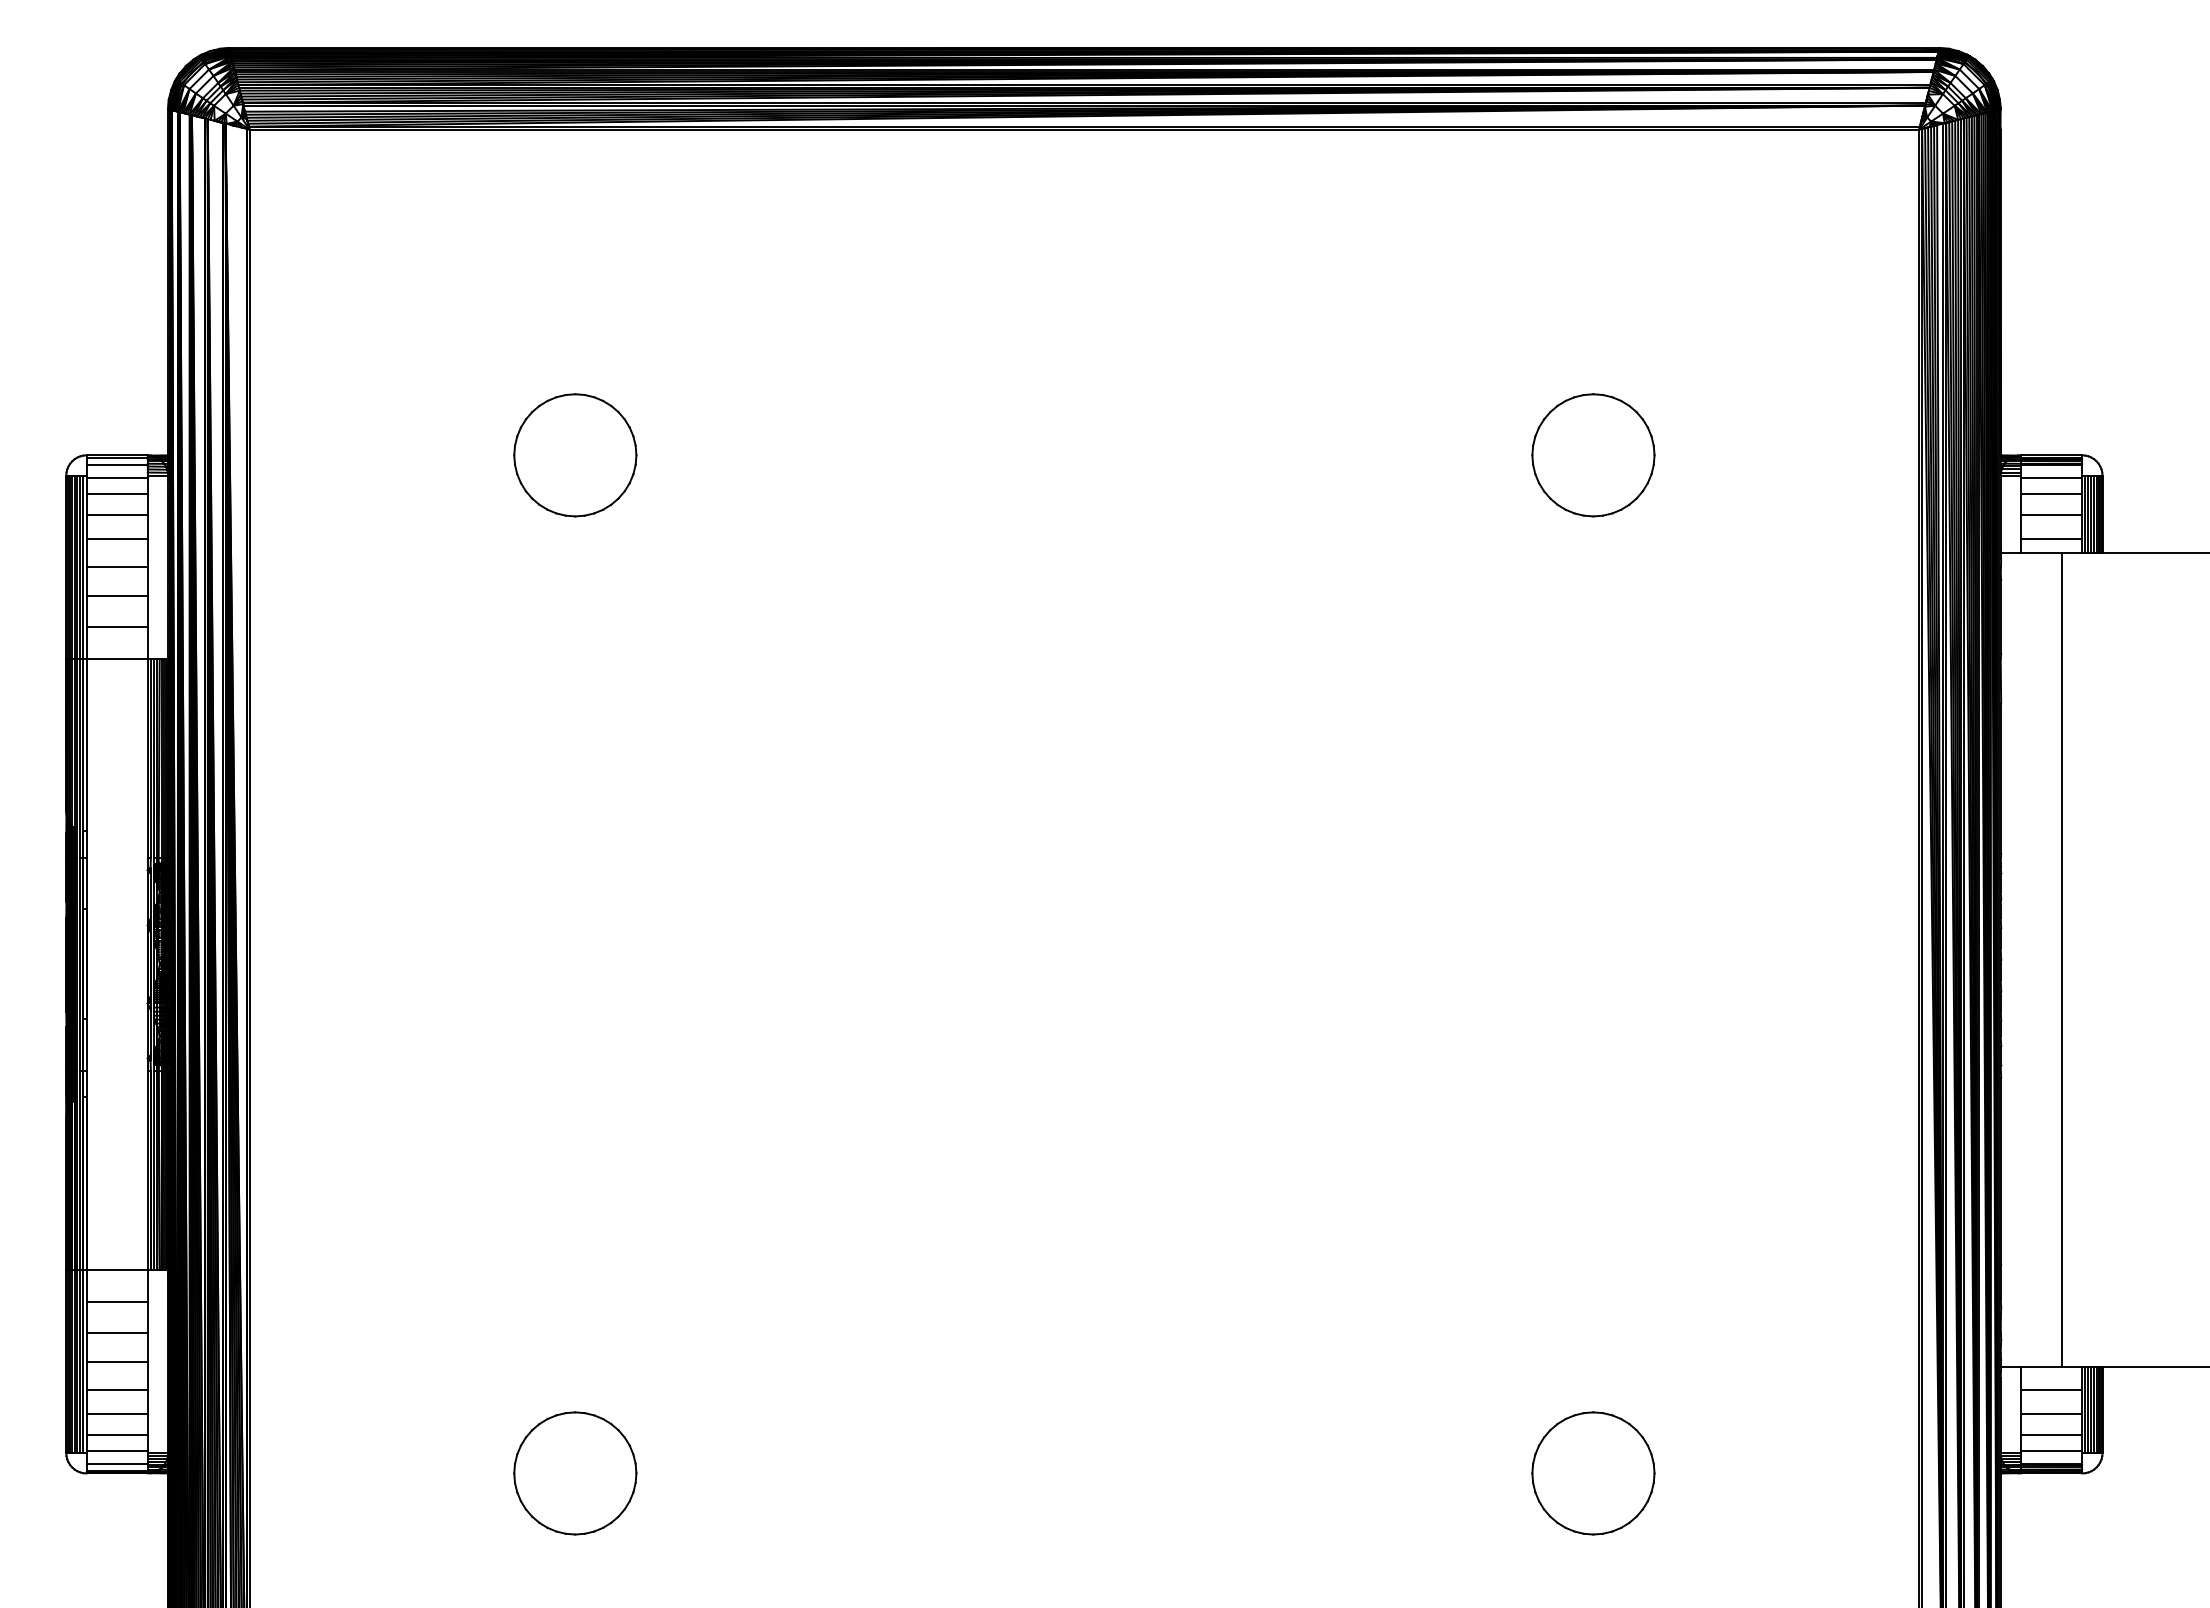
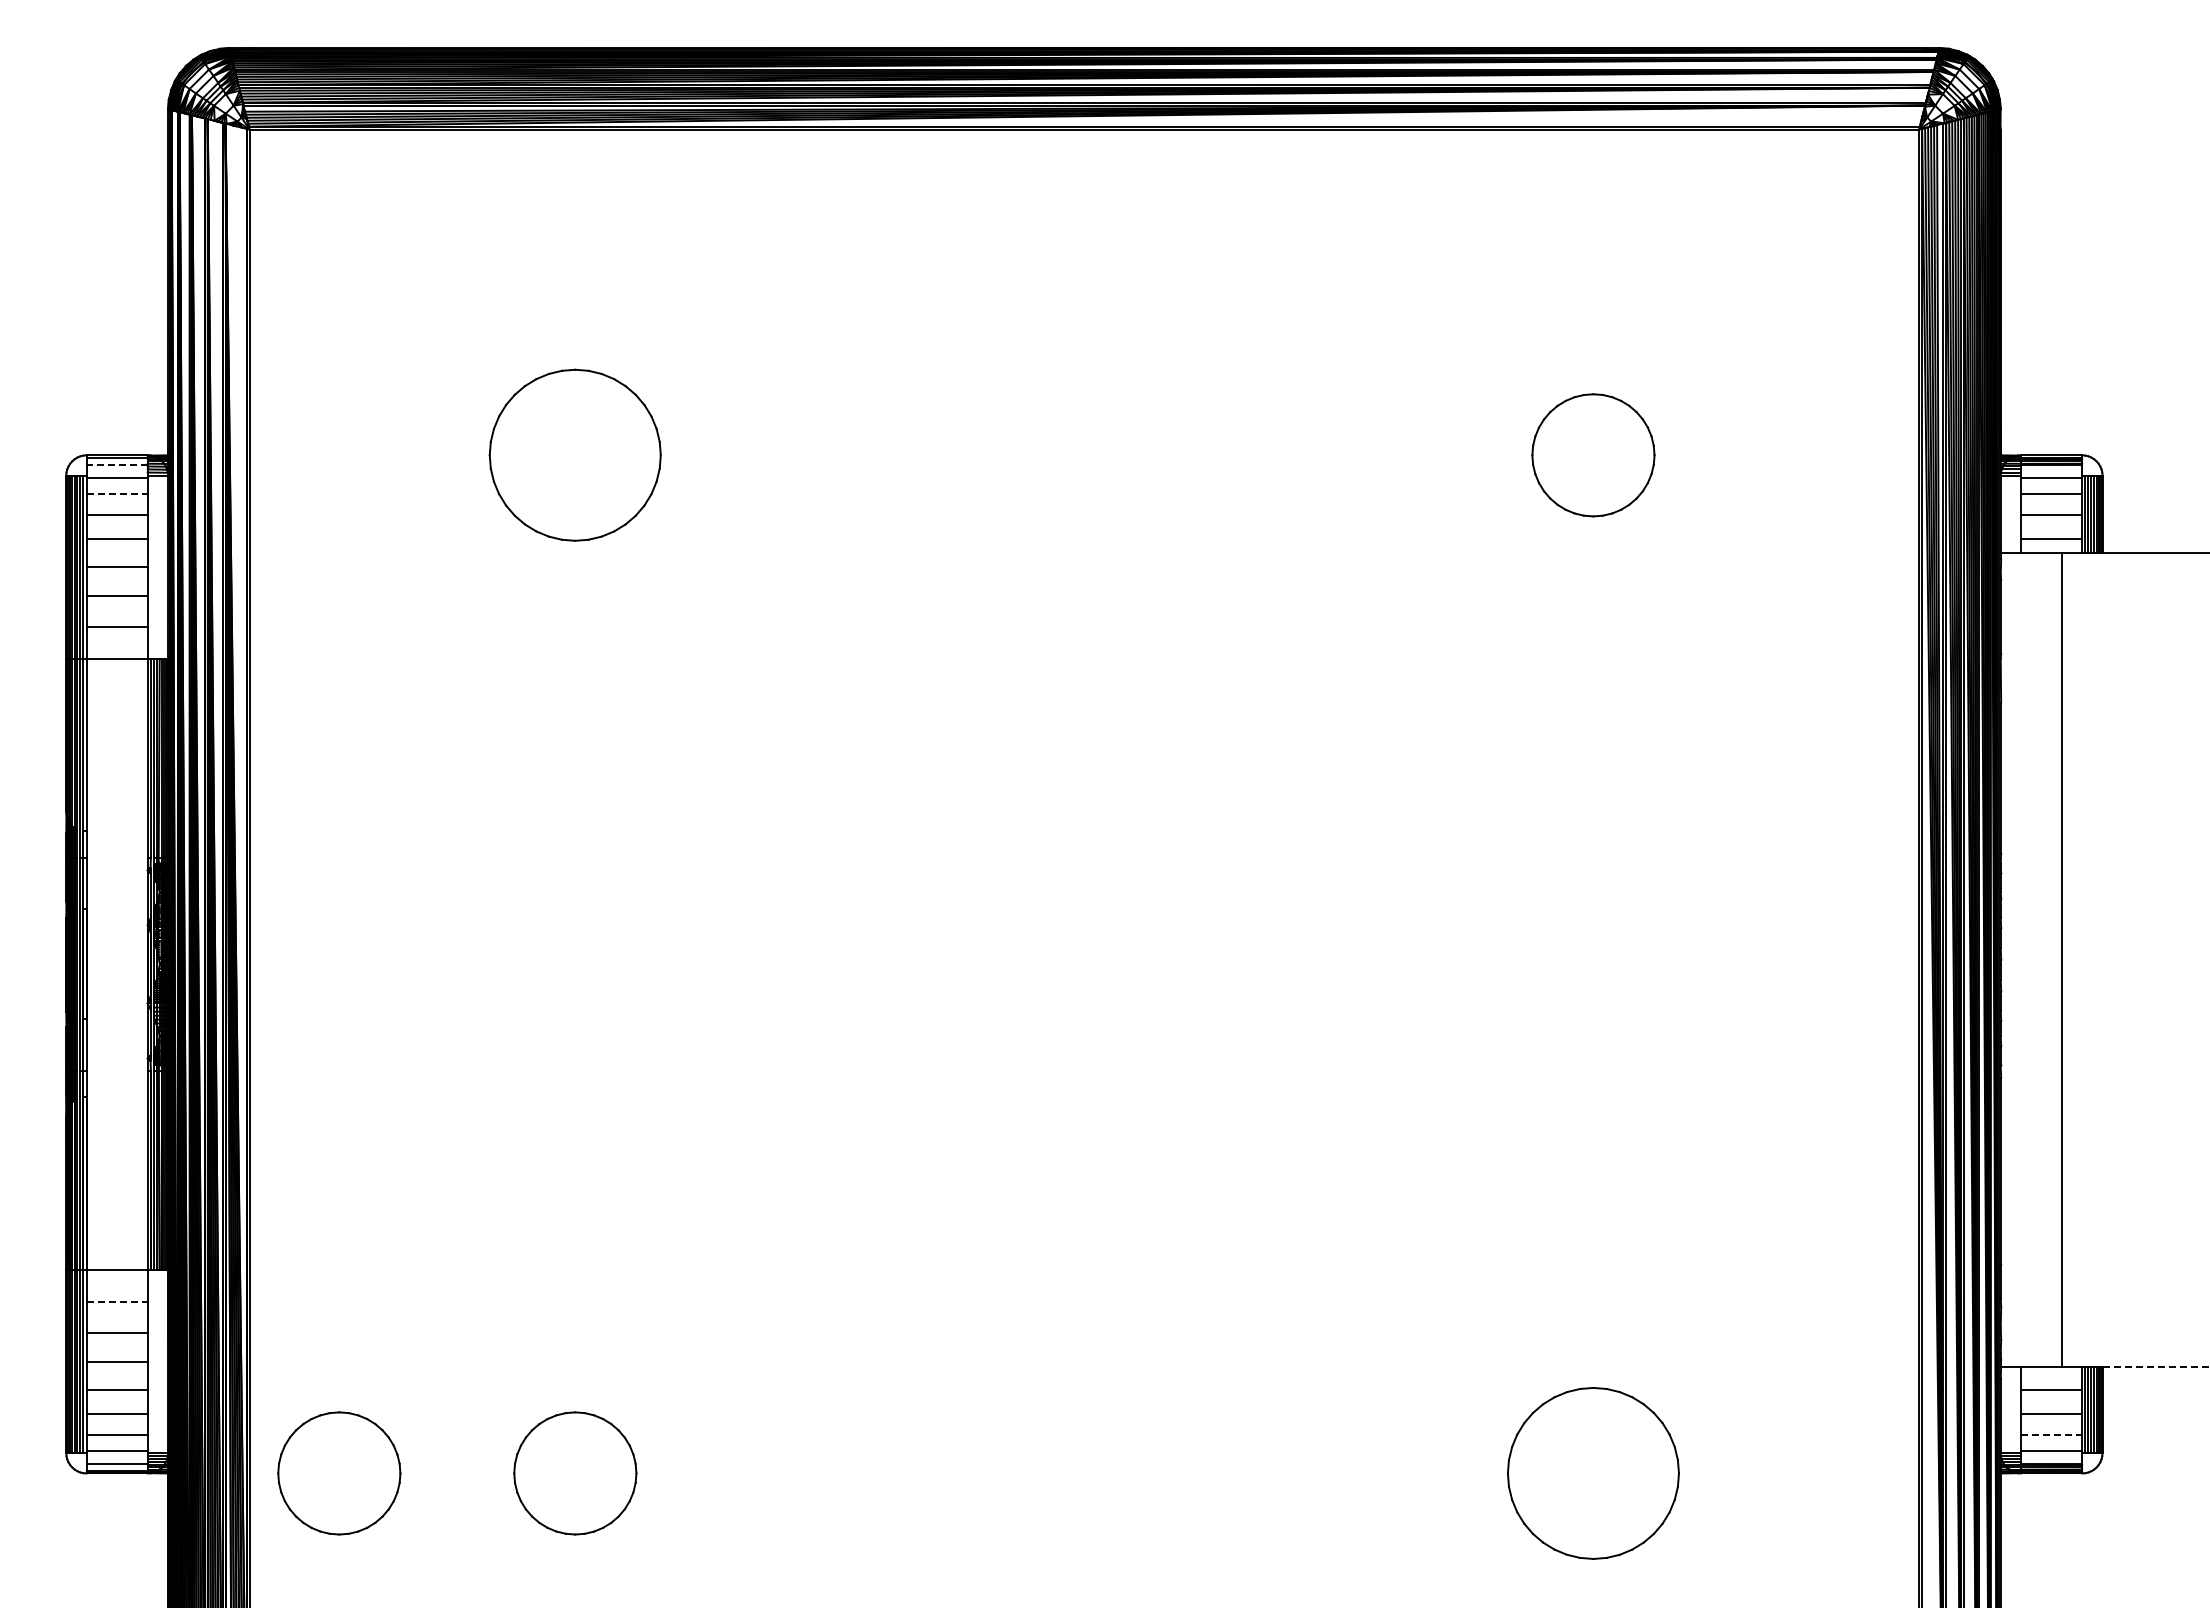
part size: 125x125 px -> 174x174 px (574, 454)
line: solid -> dashed (117, 465)
line: solid -> dashed (117, 494)
line: solid -> dashed (117, 1301)
line: solid -> dashed (2156, 1367)
line: solid -> dashed (2051, 1434)
part: none -> present (339, 1473)
part size: 125x125 px -> 173x173 px (1593, 1473)
